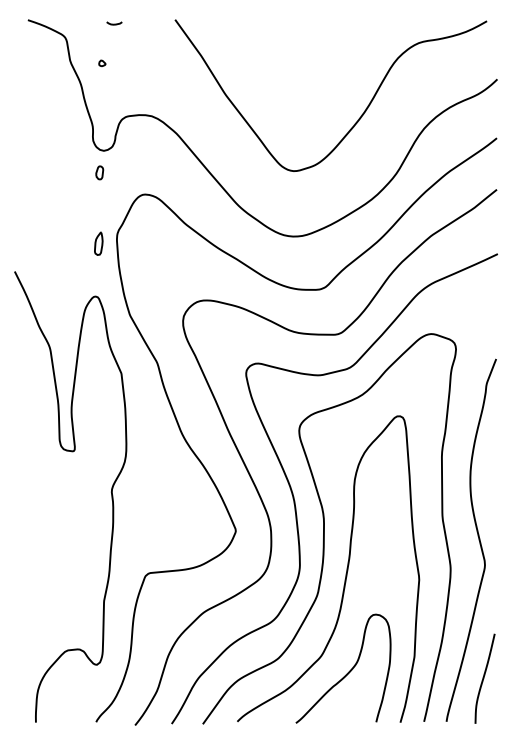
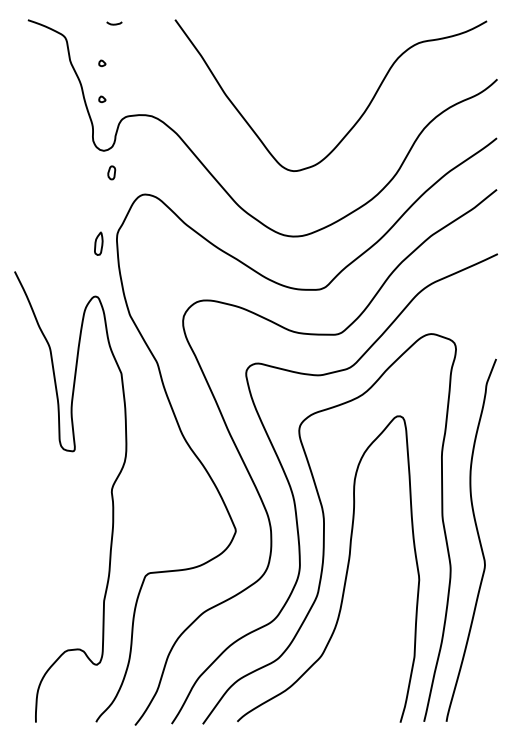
part: none -> present (102, 98)
part position: (99, 172) -> (111, 172) (111, 172)
curve: present -> none (347, 672)
curve: present -> none (484, 678)
